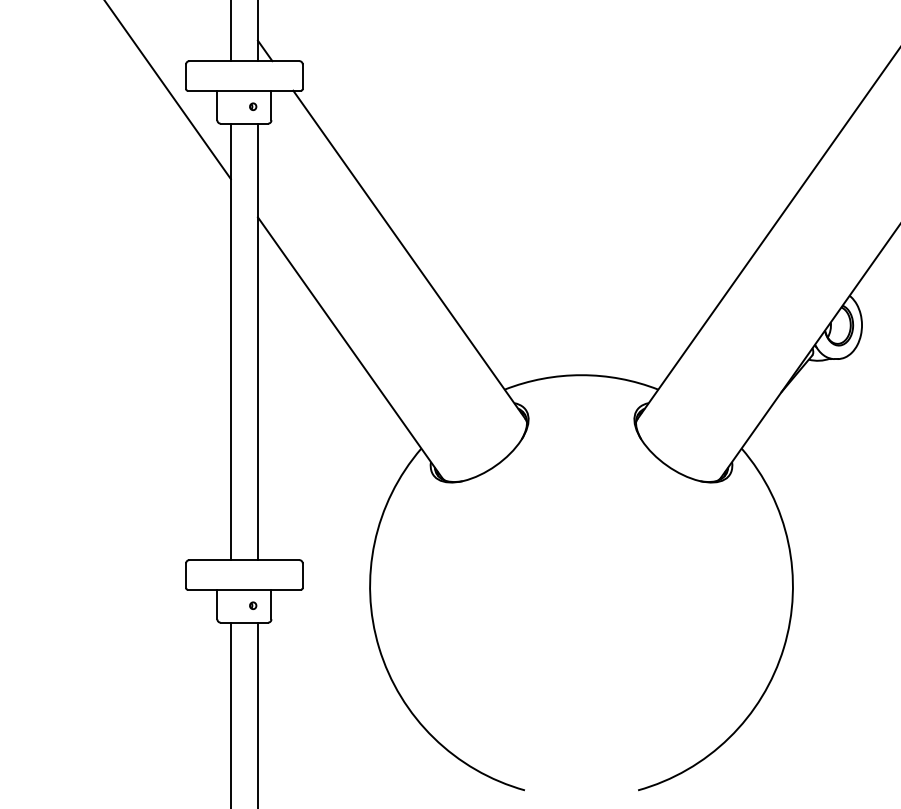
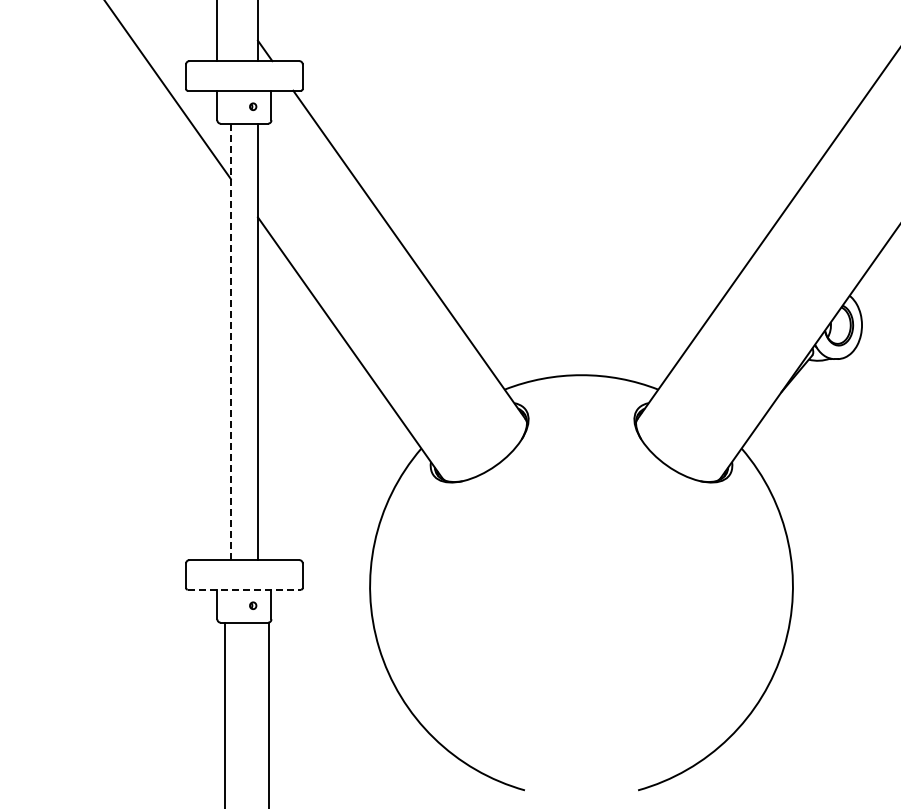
line position: (230, 31) -> (216, 31) (216, 31)
line: solid -> dashed (230, 342)
line: solid -> dashed (244, 589)
line position: (230, 713) -> (224, 713) (224, 713)
line position: (257, 713) -> (268, 713) (268, 713)
